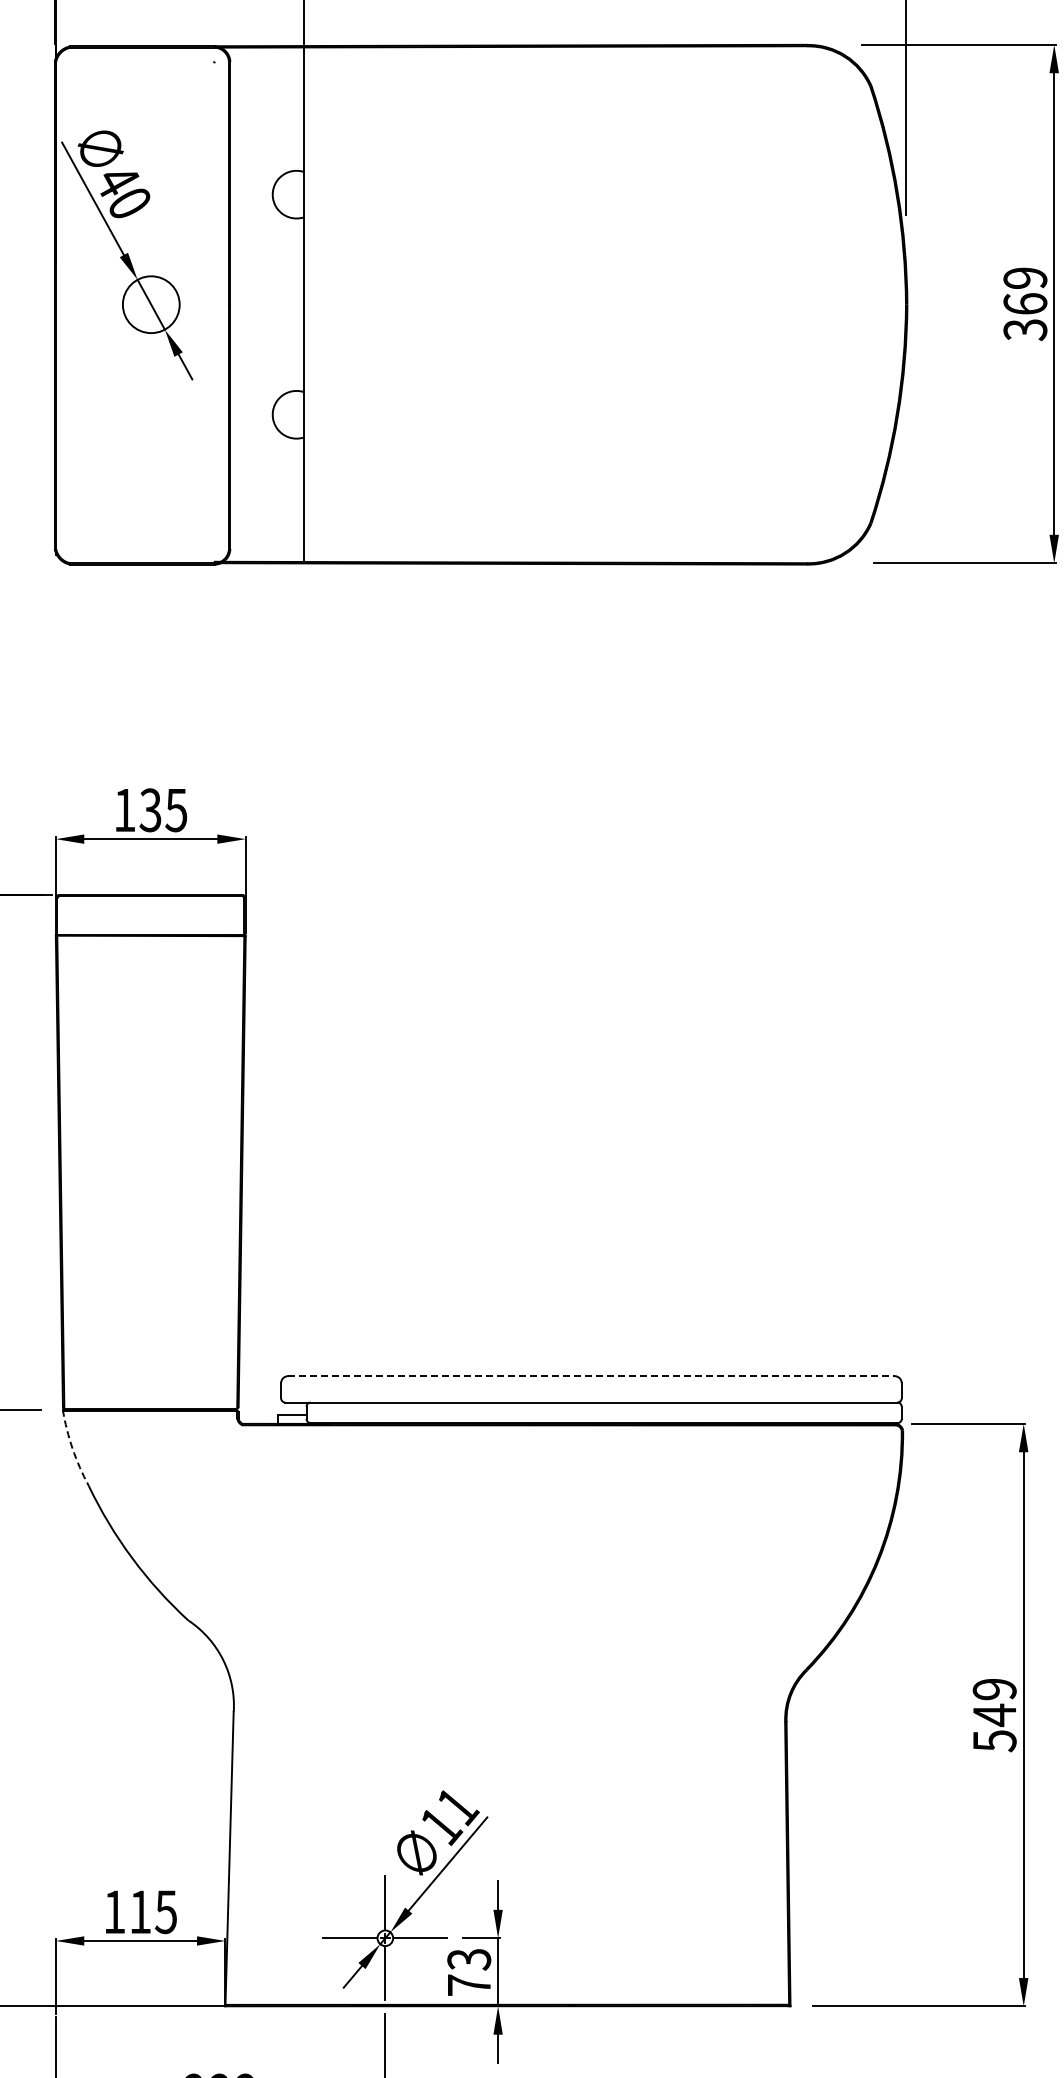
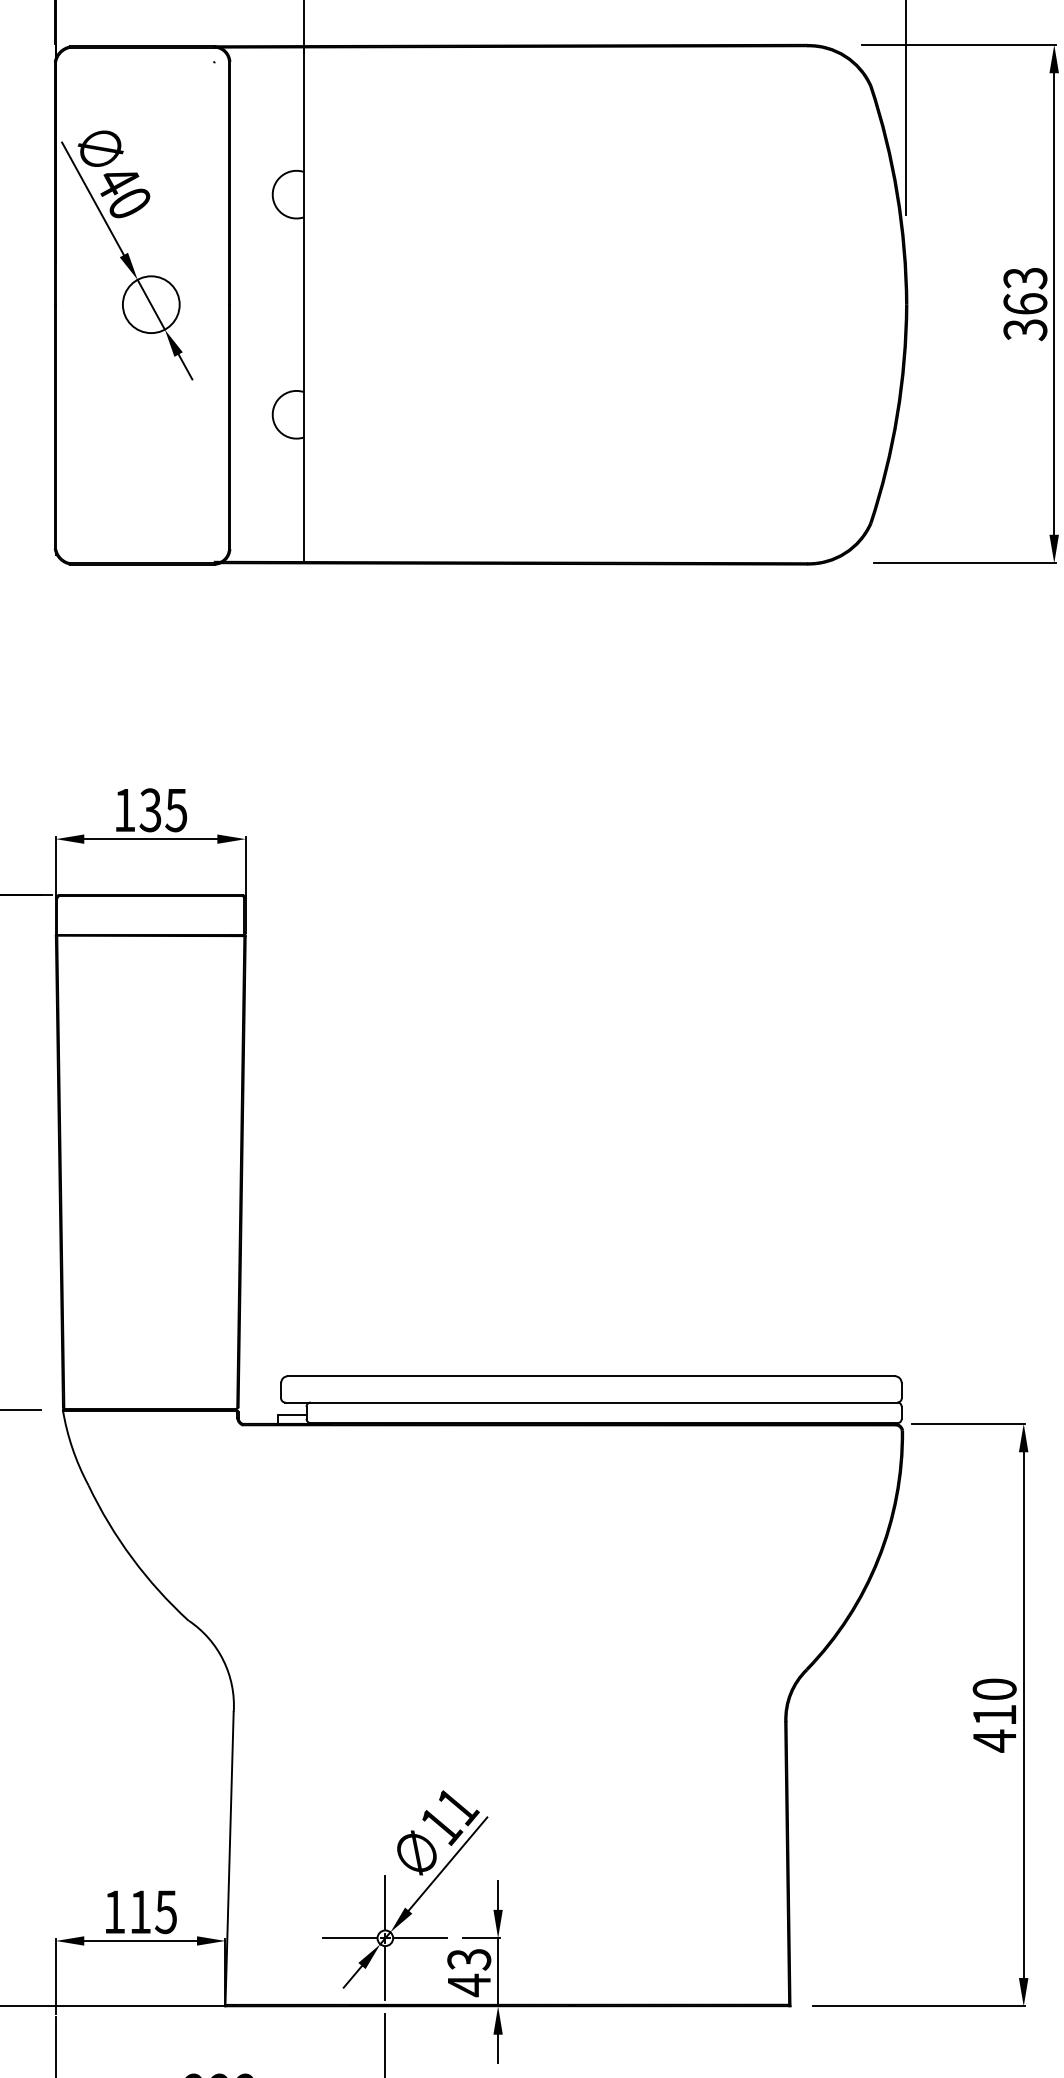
text: 369 -> 363 (1025, 278)
line: dashed -> solid (591, 1376)
arc: dashed -> solid (72, 1448)
text: 549 -> 410 (994, 1715)
text: 73 -> 43 (469, 1985)
